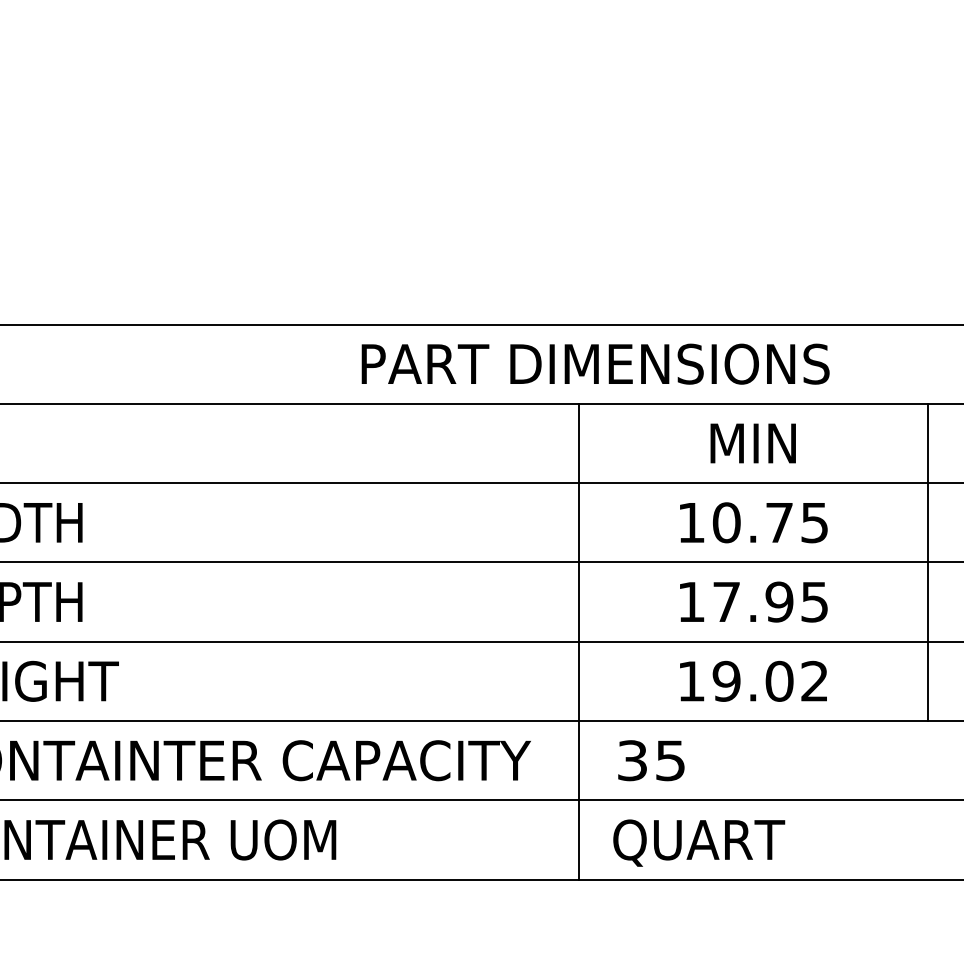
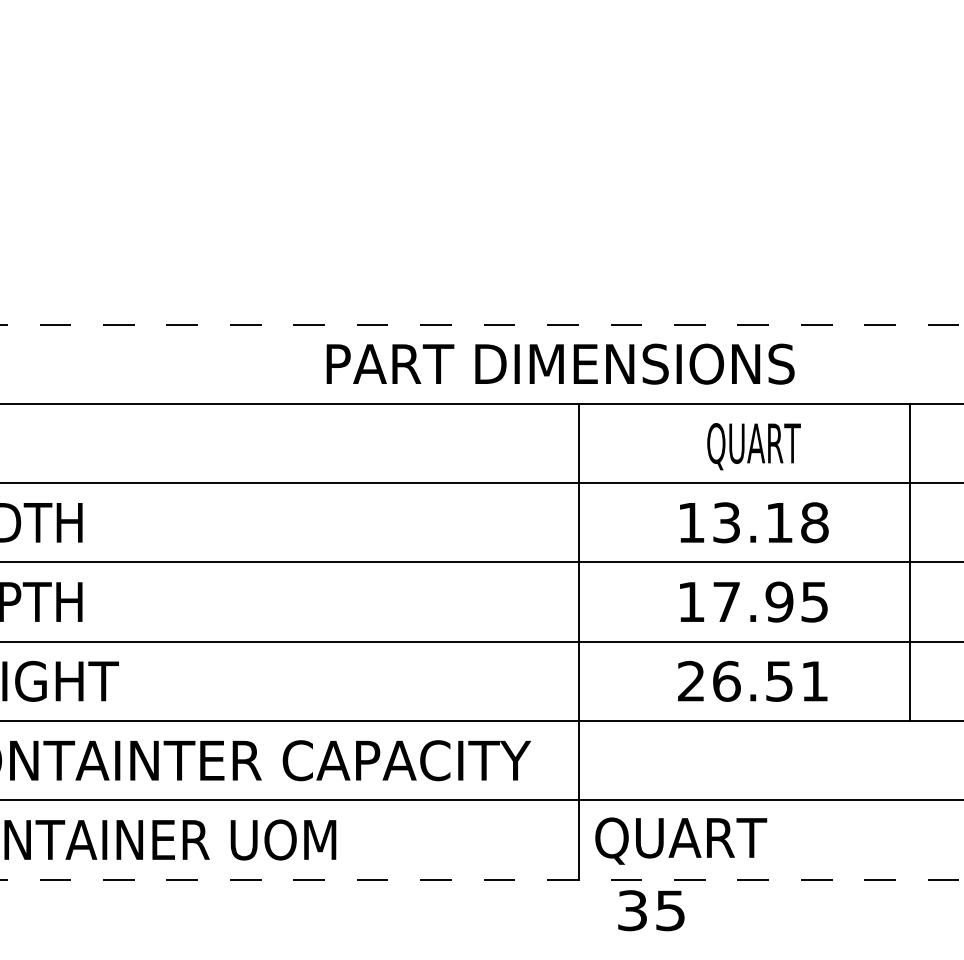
line: solid -> dashed (482, 324)
text position: (595, 363) -> (560, 363) (560, 363)
text: MIN -> QUART (753, 446)
text: 10.75 -> 13.18 (770, 522)
line position: (927, 562) -> (909, 562) (909, 562)
text: 19.02 -> 26.51 (752, 680)
text position: (651, 760) -> (651, 910) (651, 910)
text position: (699, 842) -> (681, 840) (681, 840)
line: solid -> dashed (482, 879)
